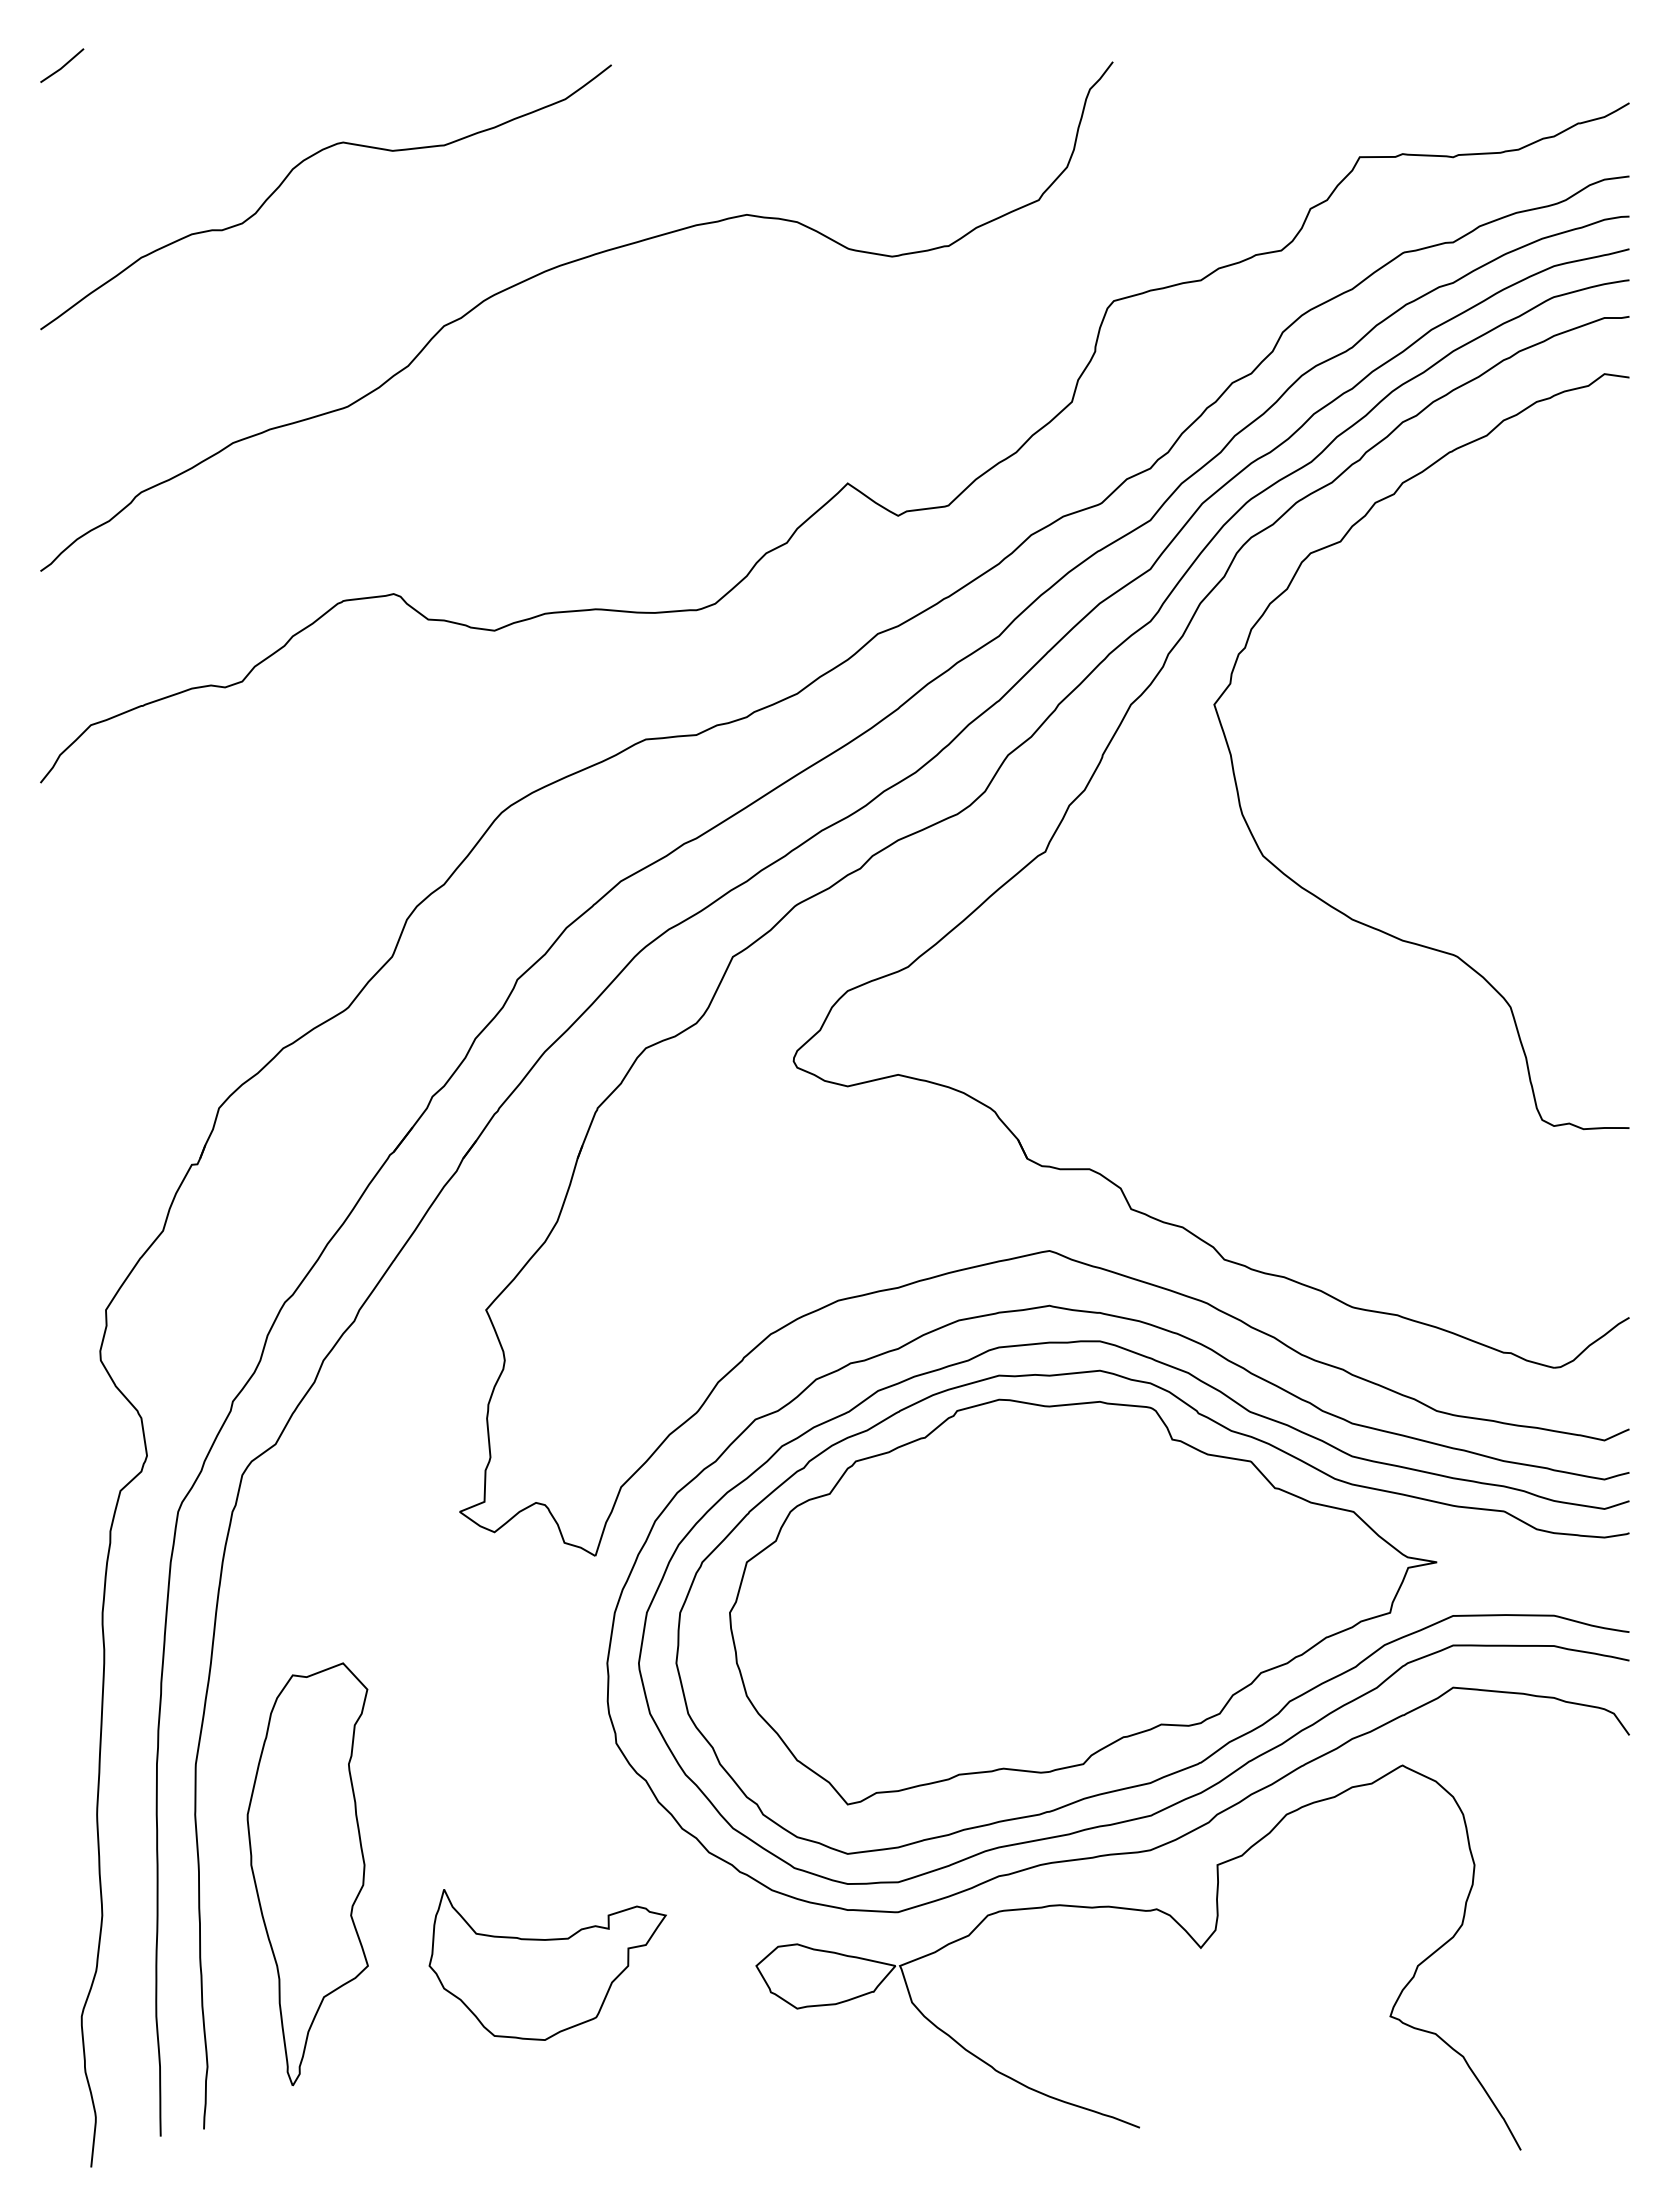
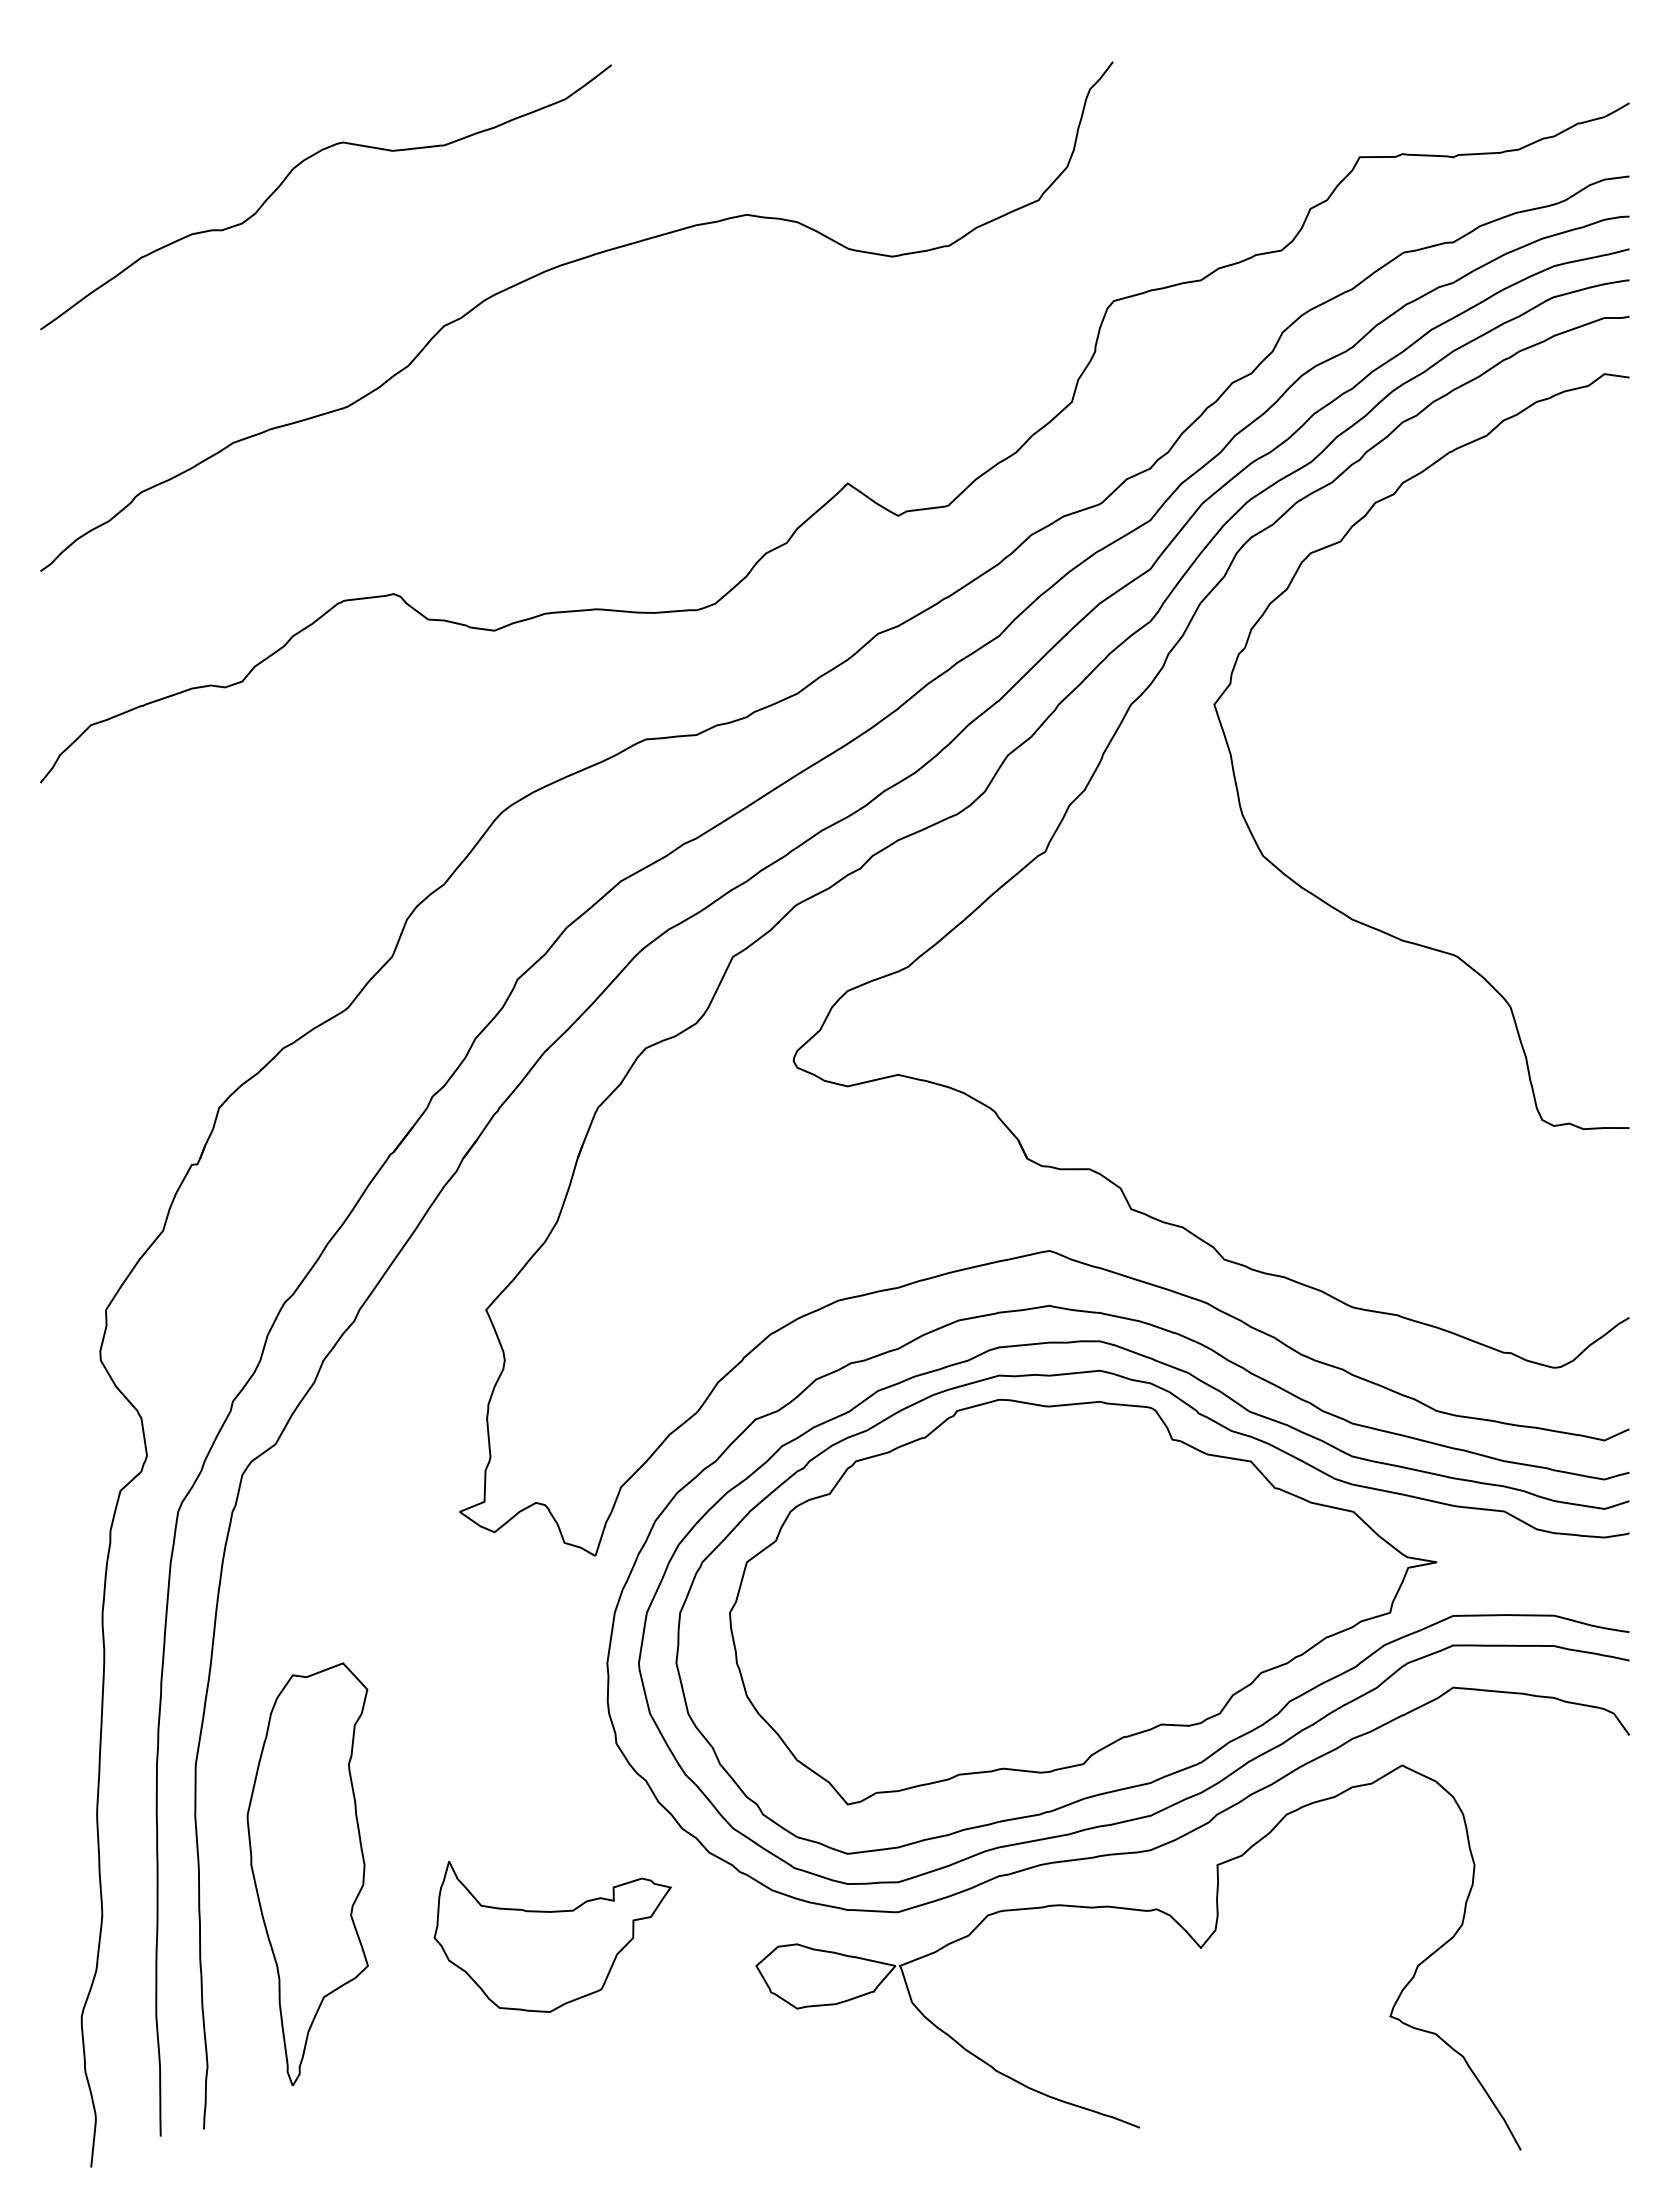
line: present -> none (63, 65)
part position: (547, 1964) -> (552, 1936) (552, 1936)
